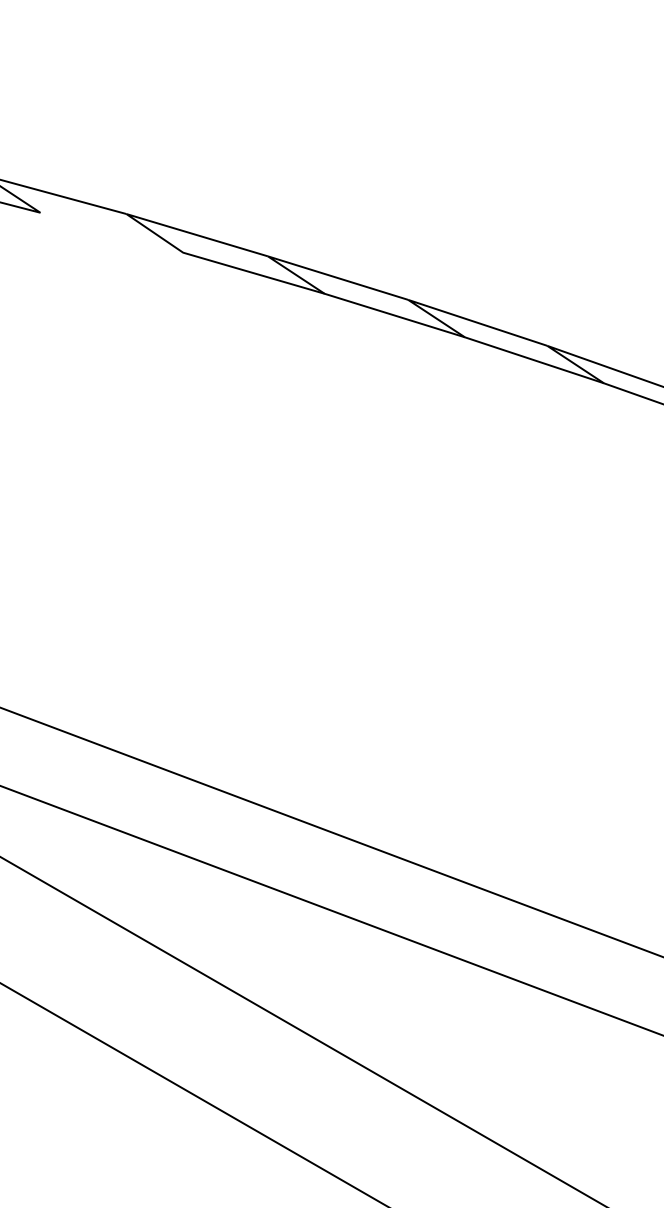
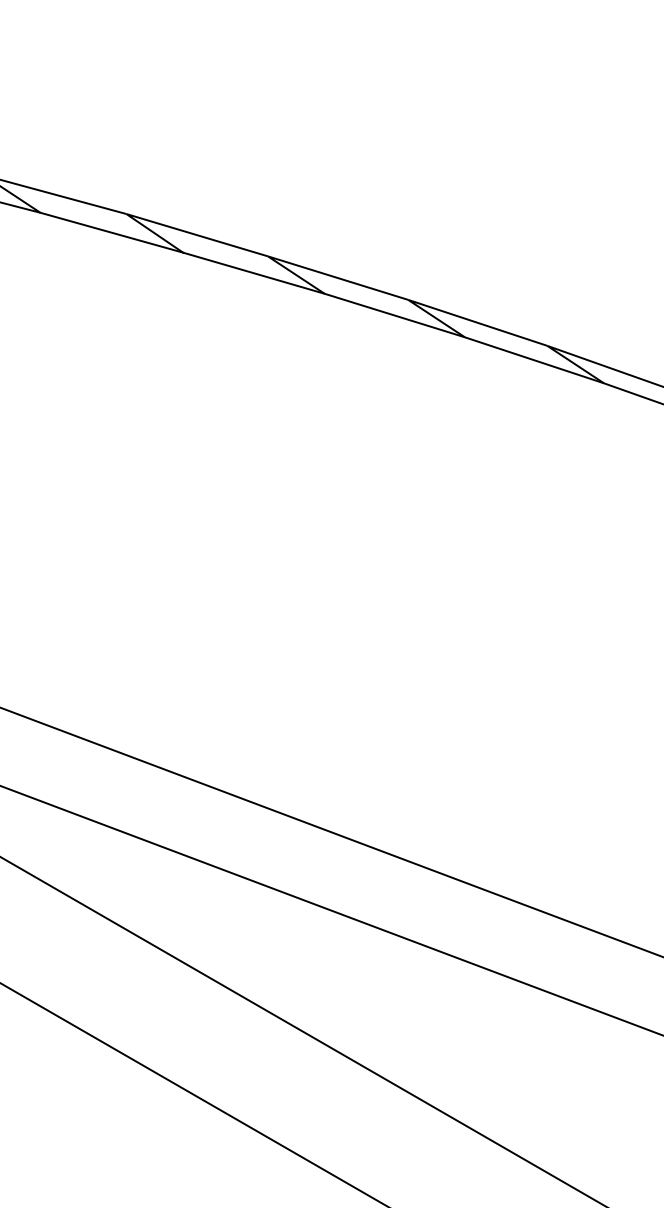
line: none -> present (111, 232)
